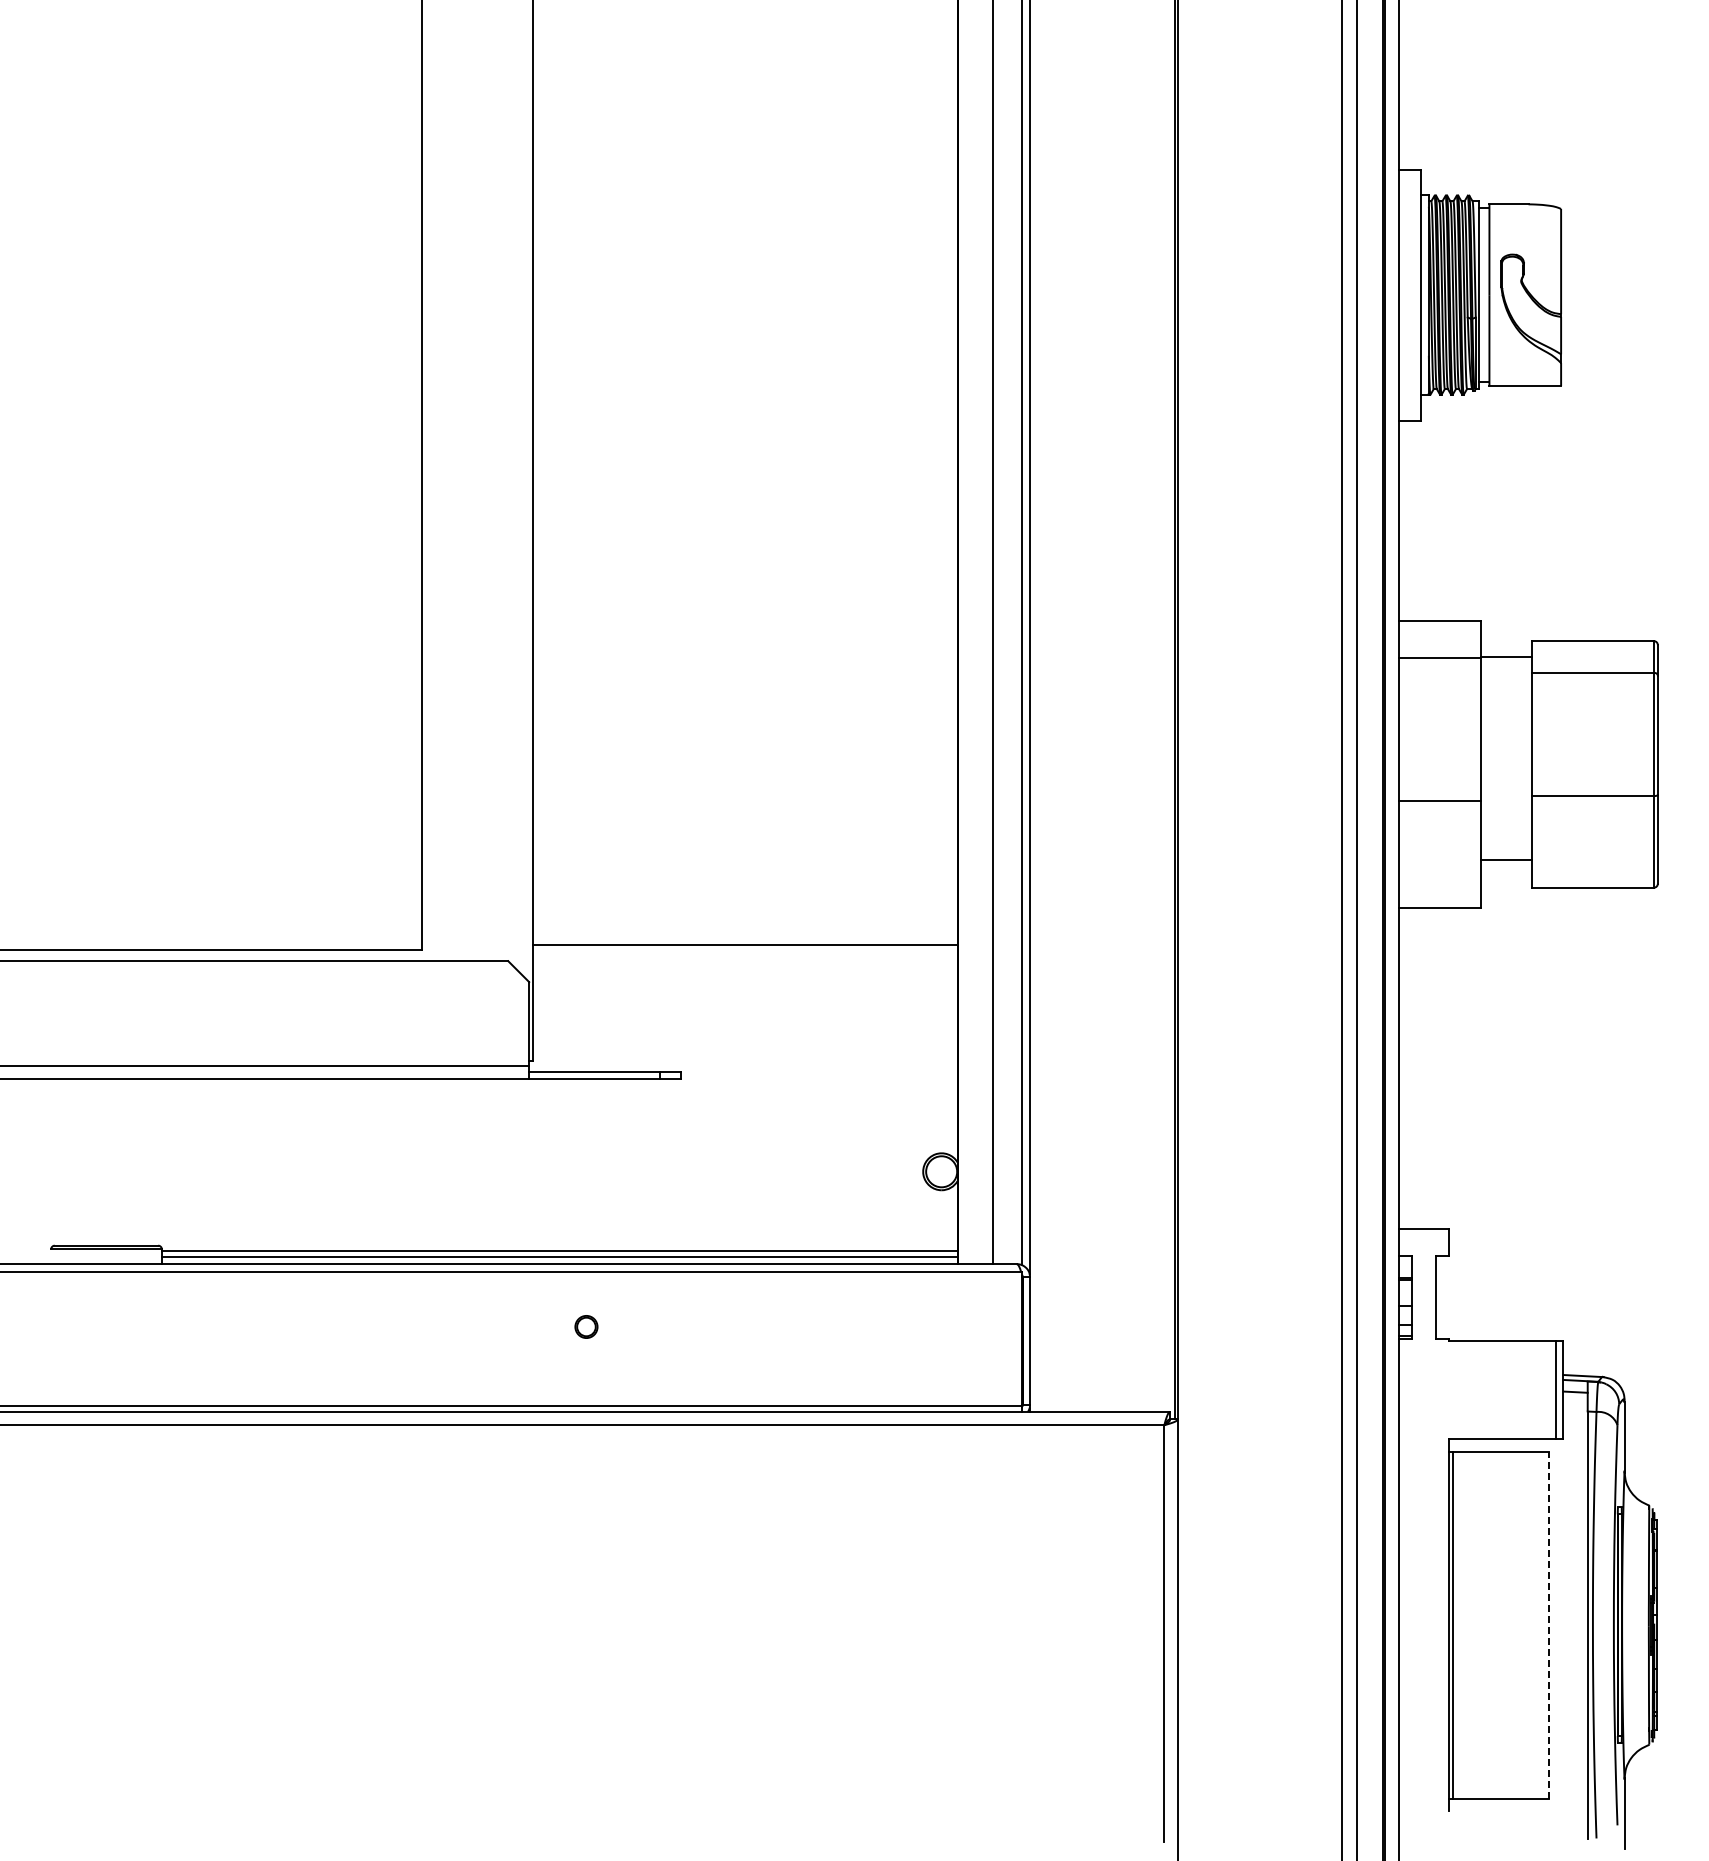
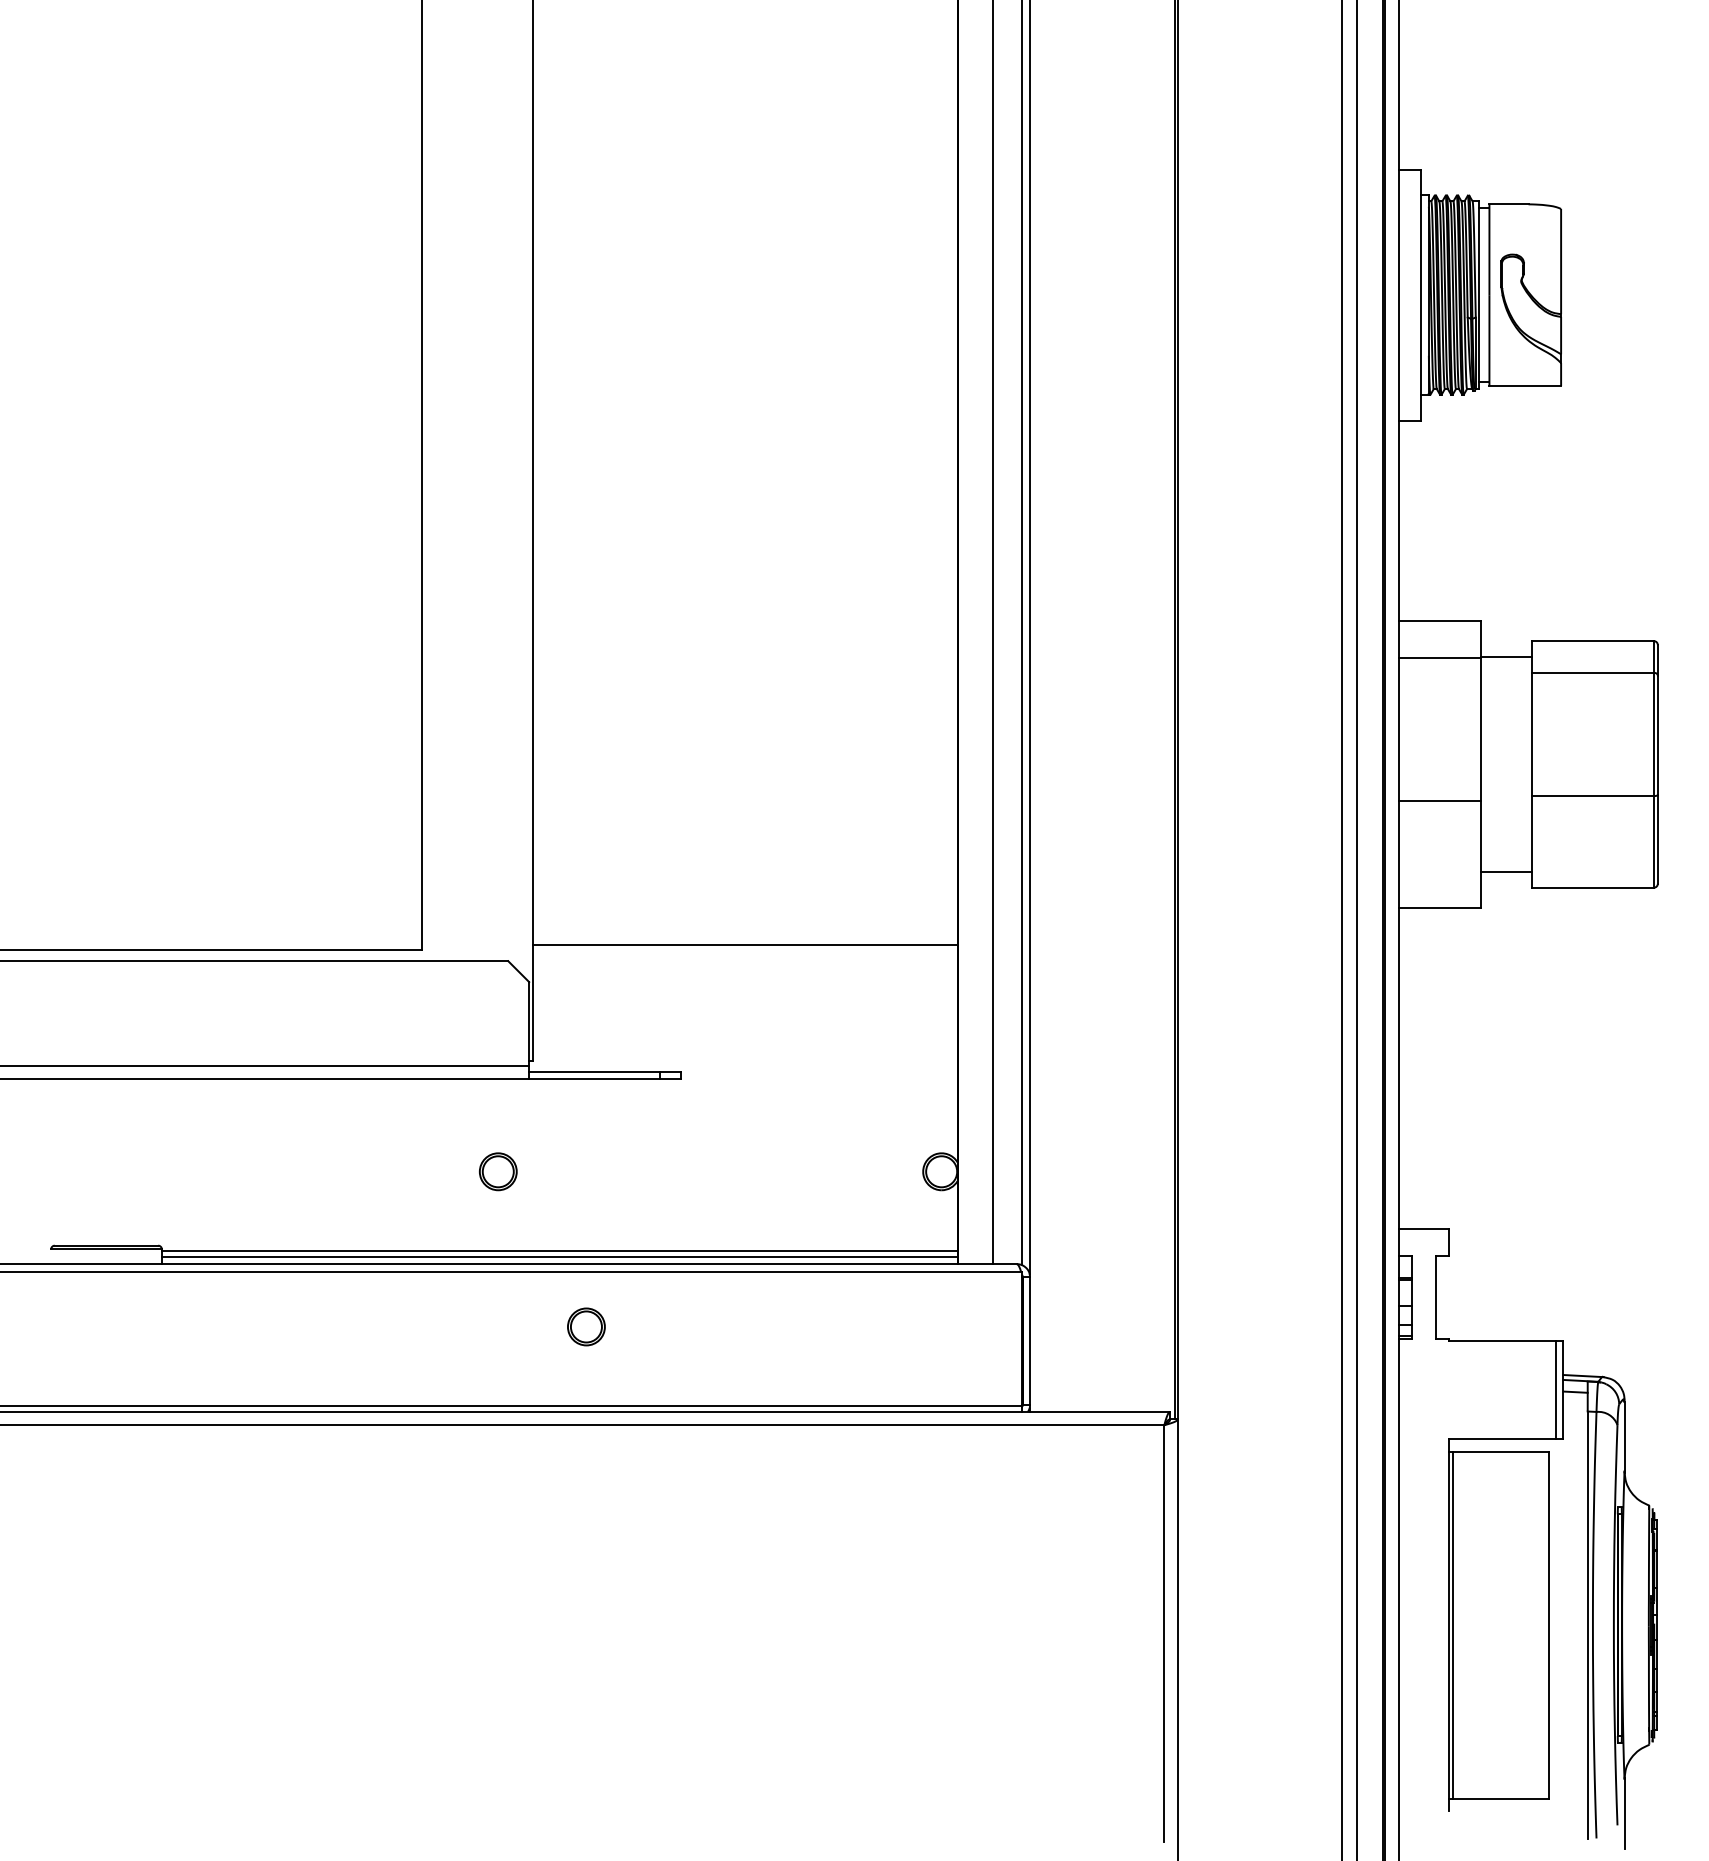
line position: (1506, 859) -> (1506, 871) (1506, 871)
part: none -> present (498, 1171)
part size: 25x24 px -> 39x40 px (586, 1326)
line: dashed -> solid (1548, 1625)
